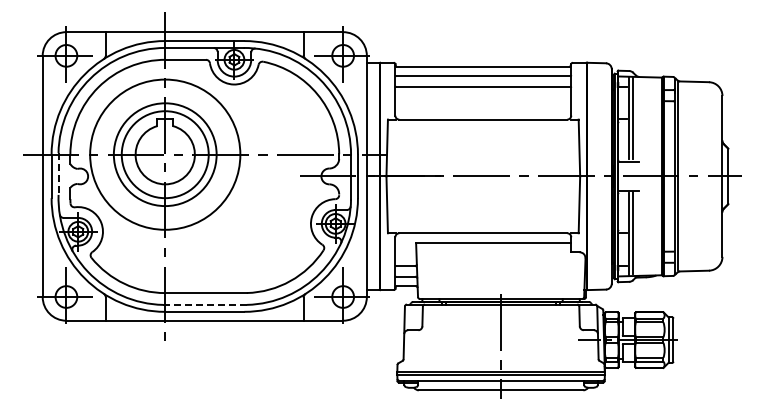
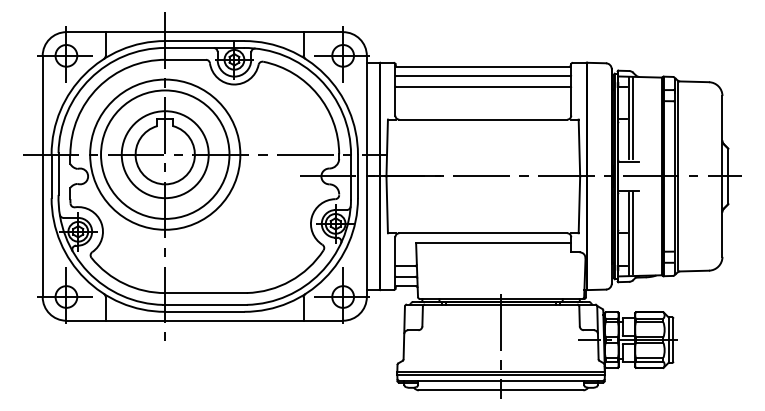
circle diameter: 103 px -> 128 px (165, 154)
line: dashed -> solid (58, 174)
line: dashed -> solid (205, 304)
